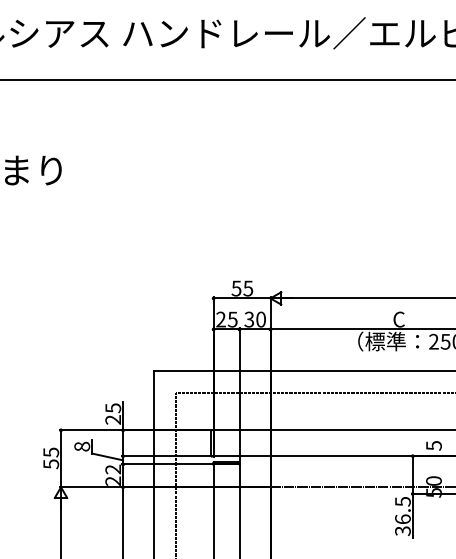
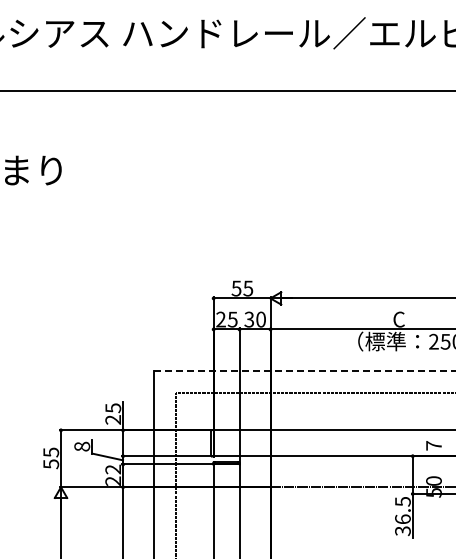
line position: (227, 80) -> (227, 91) (227, 91)
line: solid -> dashed (304, 370)
text: 5 -> 7 (433, 445)
